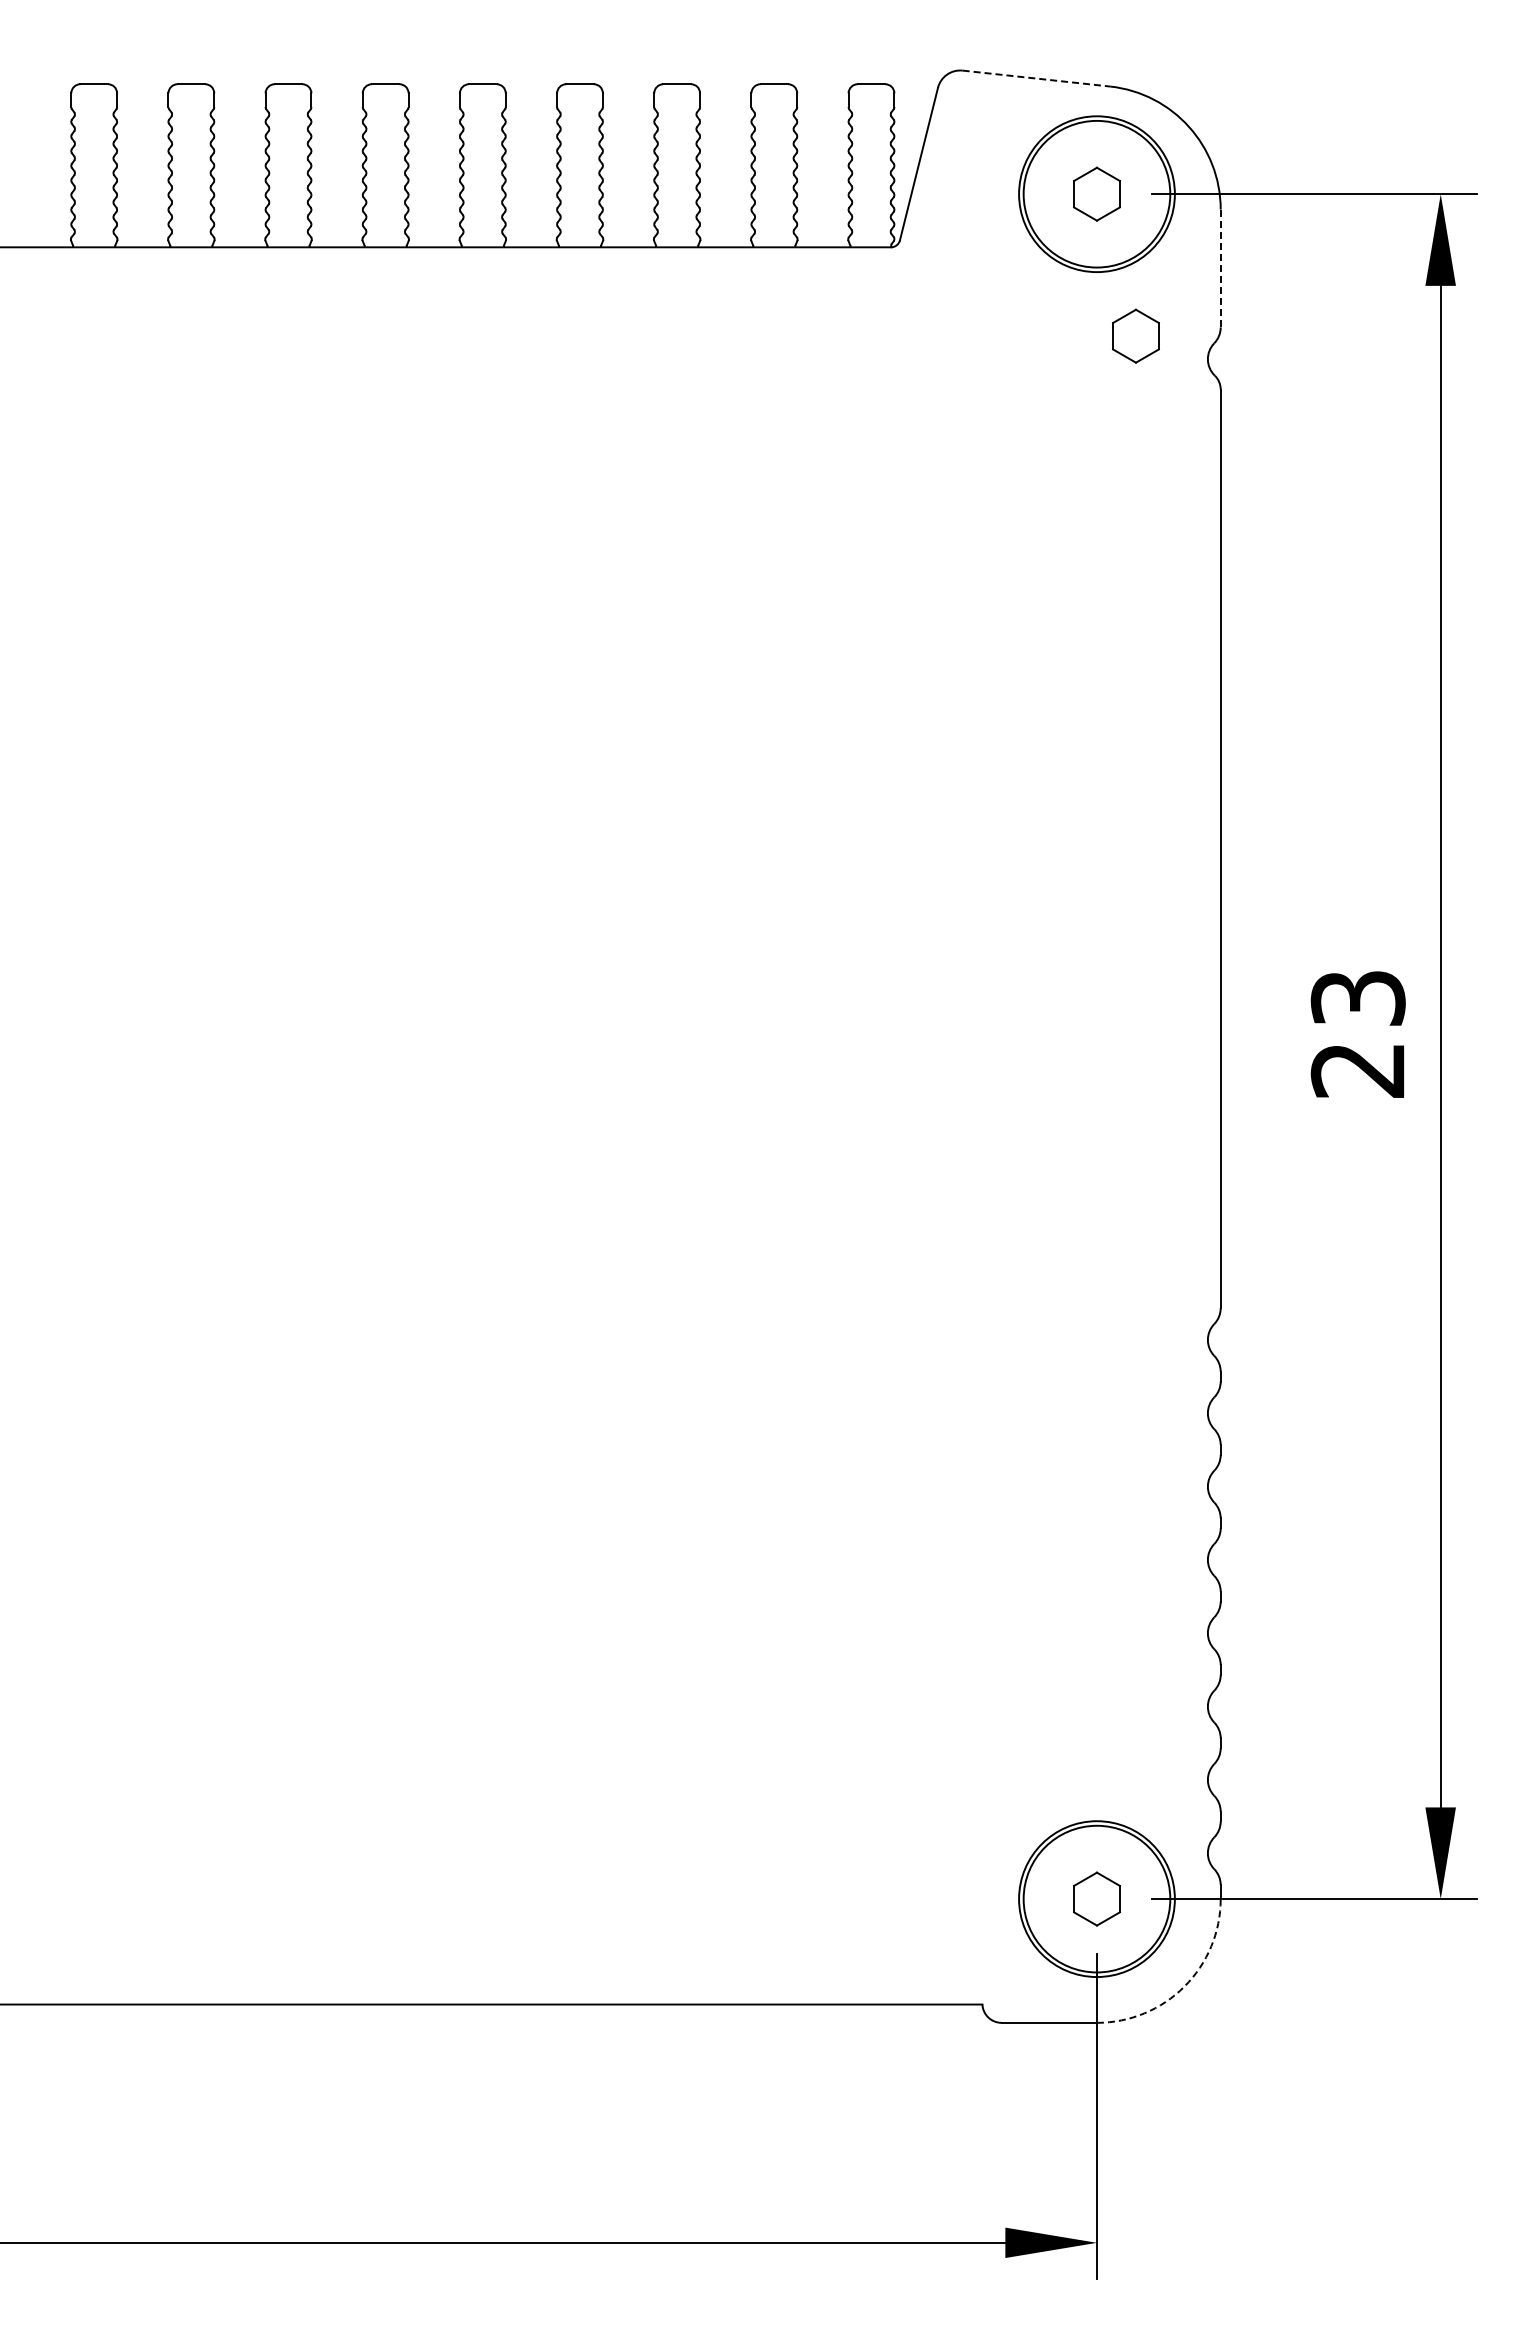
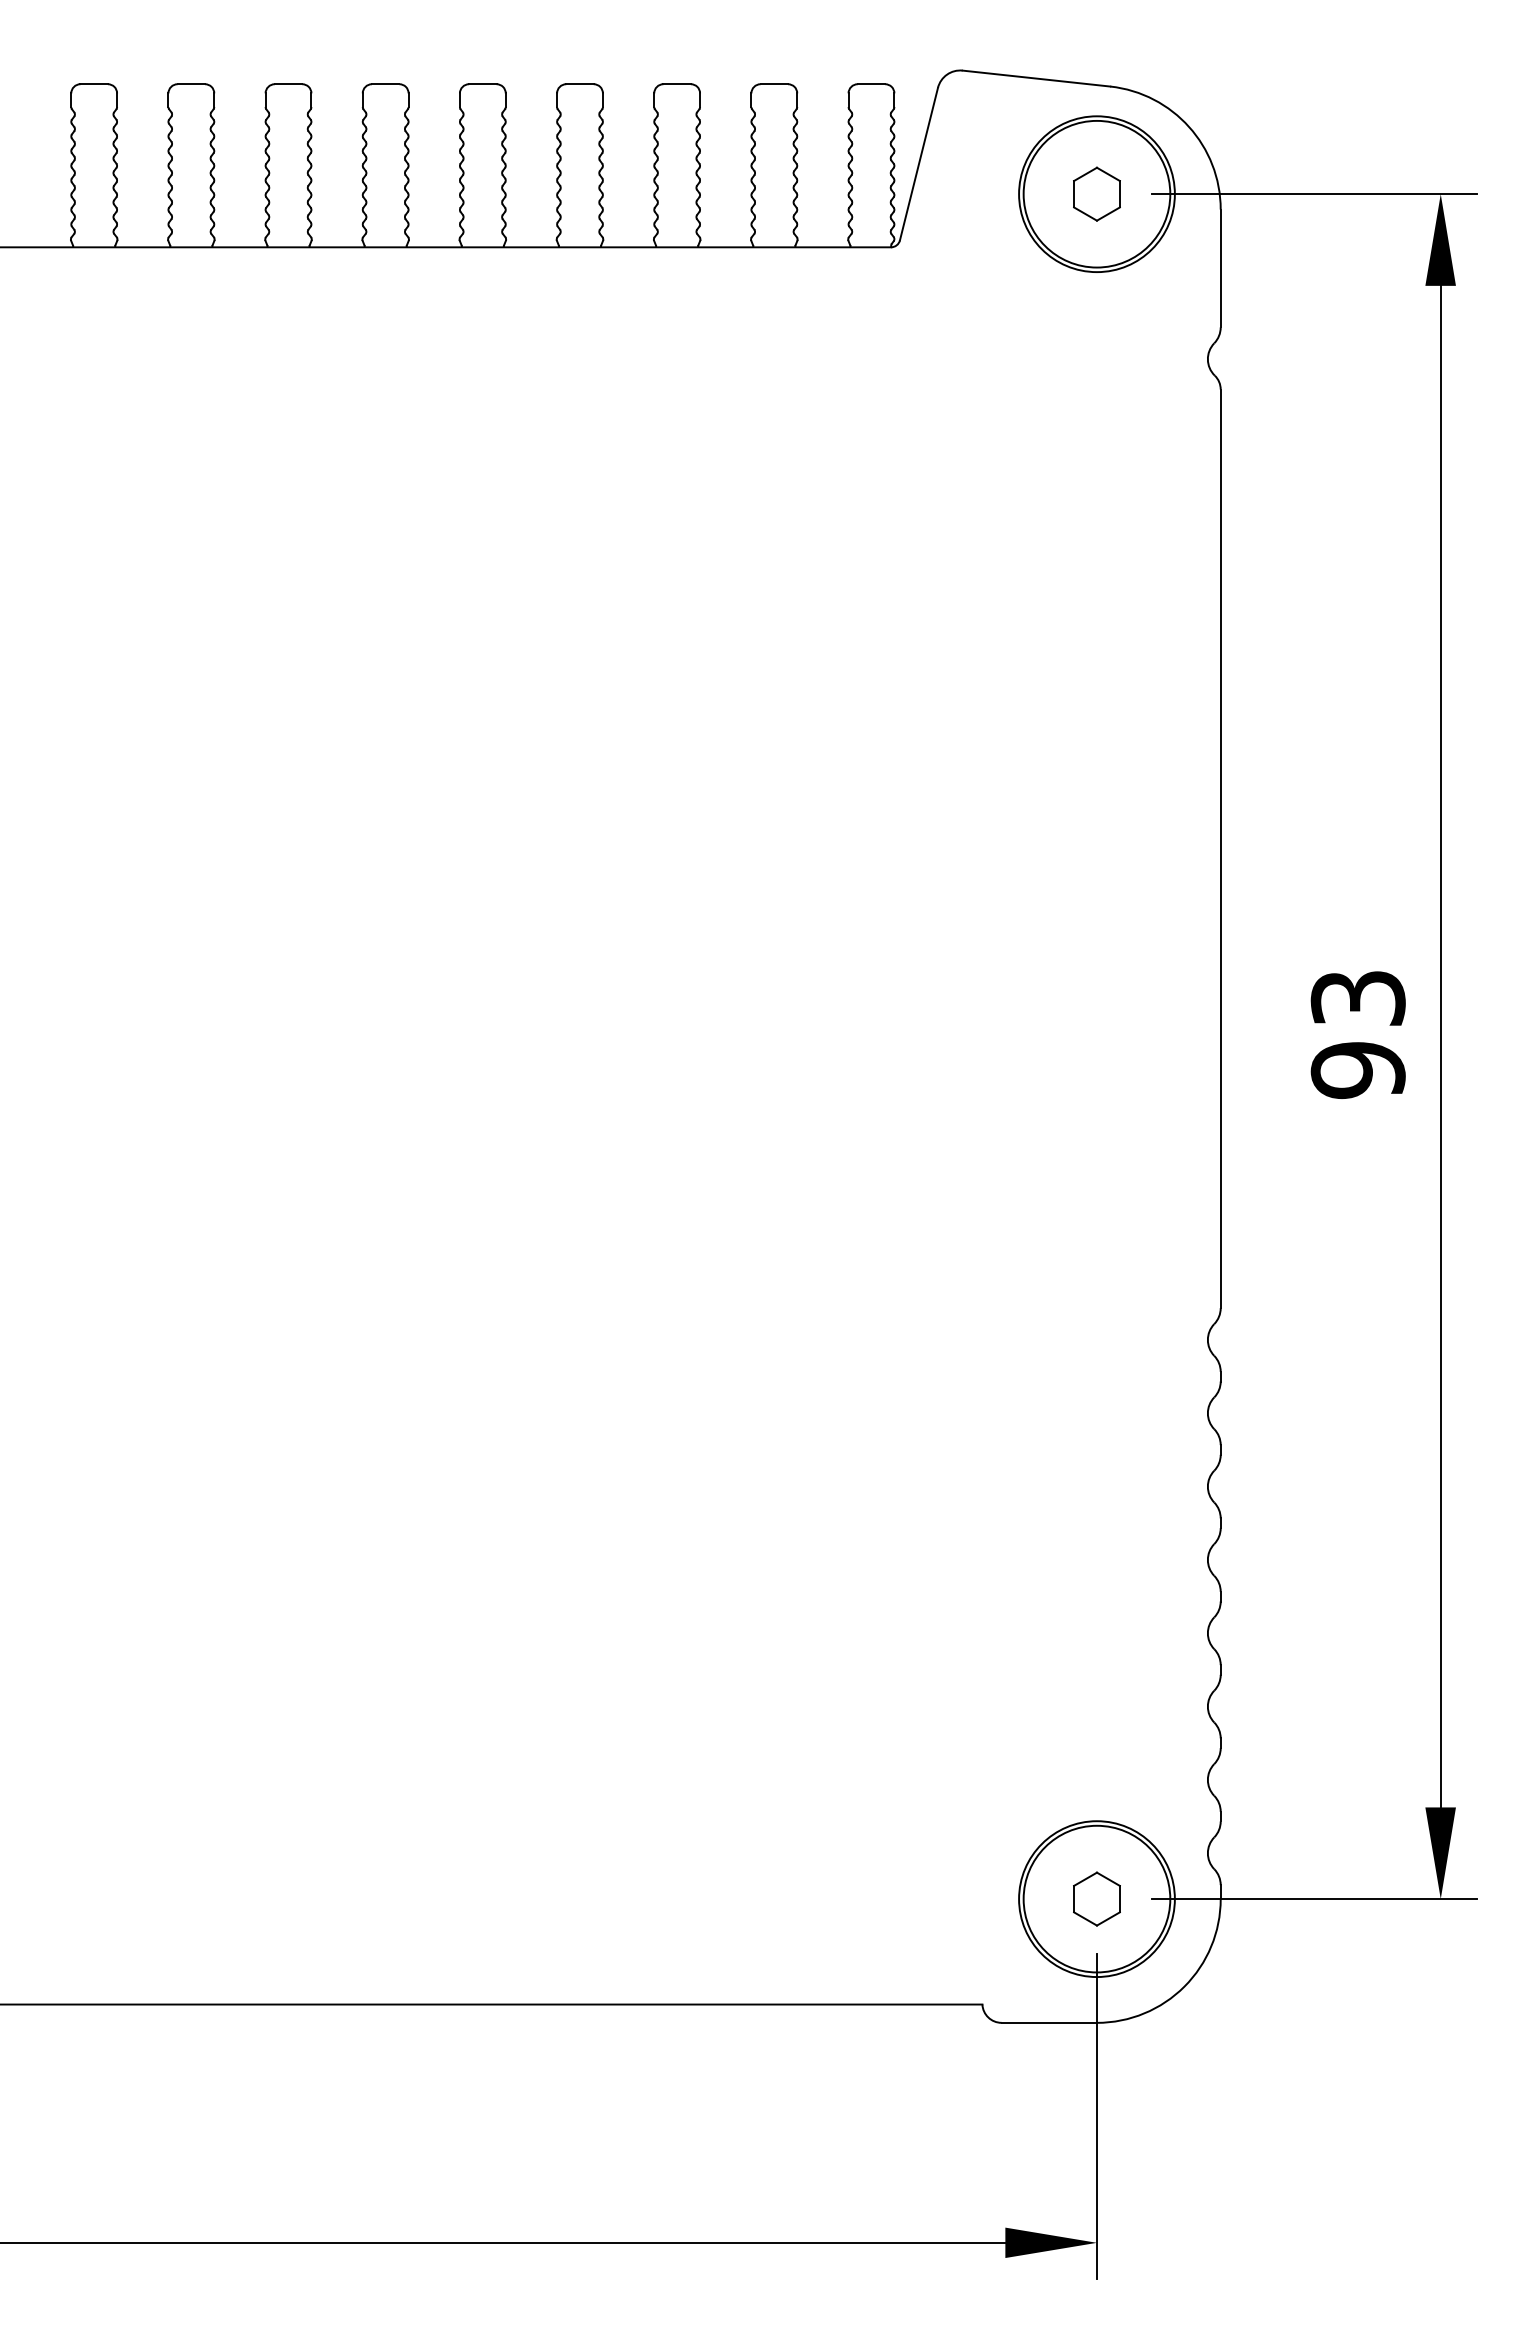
line: dashed -> solid (1036, 78)
line: dashed -> solid (1220, 268)
part: present -> none (1135, 335)
text: 23 -> 93 (1357, 1070)
arc: dashed -> solid (1184, 1986)
